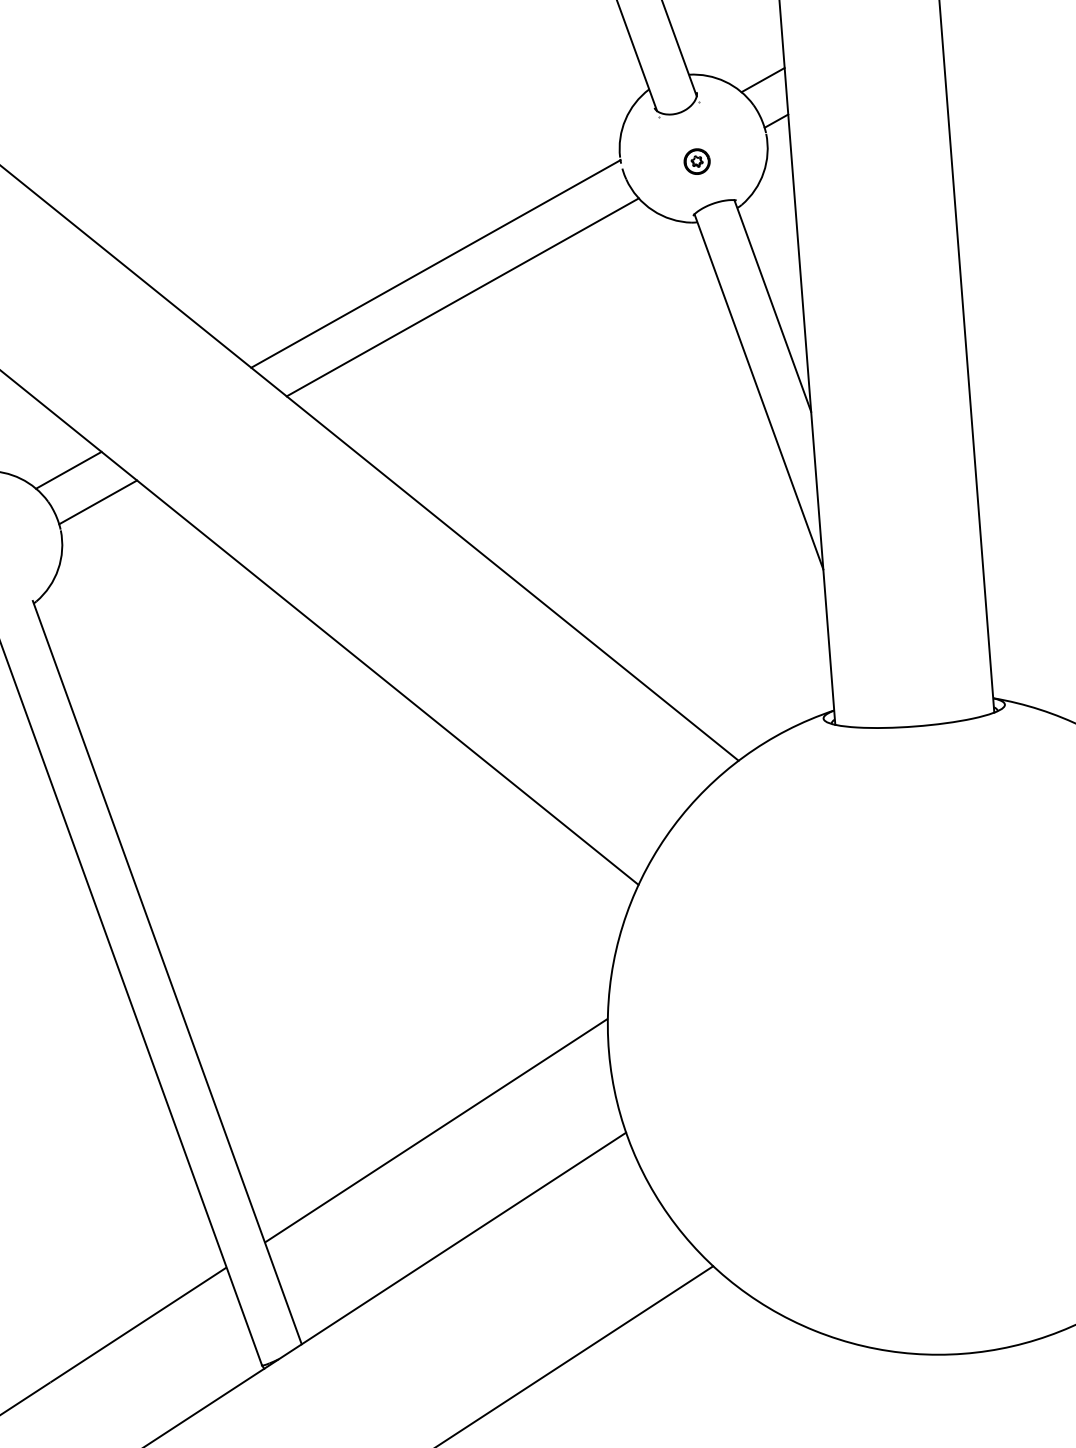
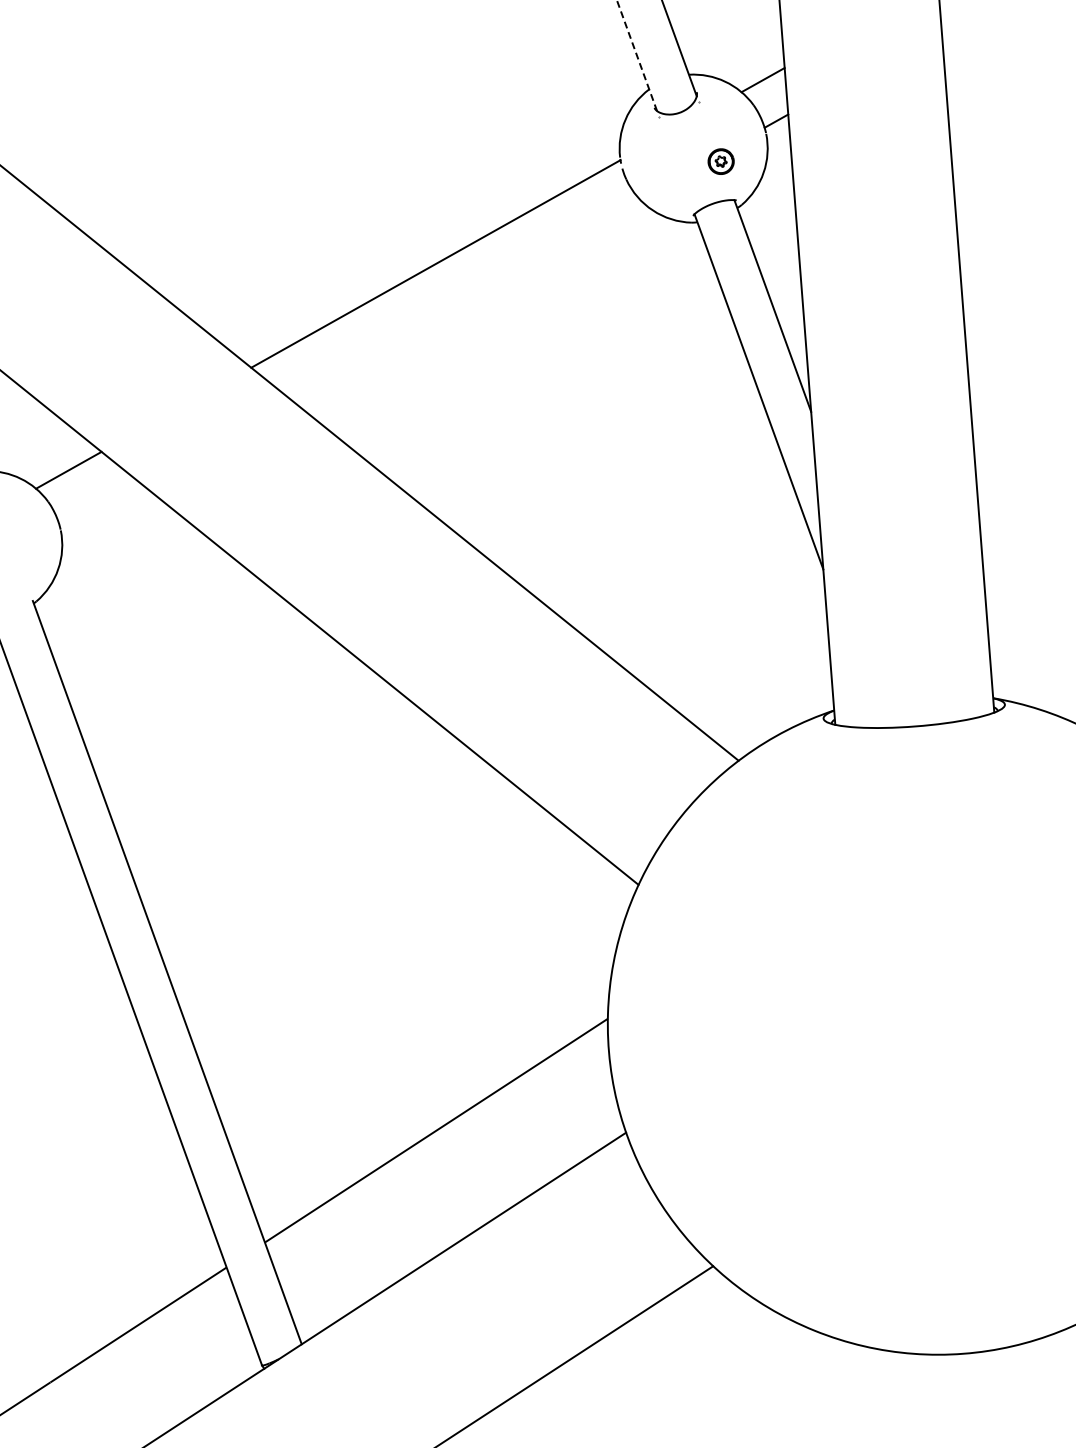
line: solid -> dashed (637, 55)
part position: (696, 161) -> (720, 161) (720, 161)
line: present -> none (462, 297)
line: present -> none (98, 502)
